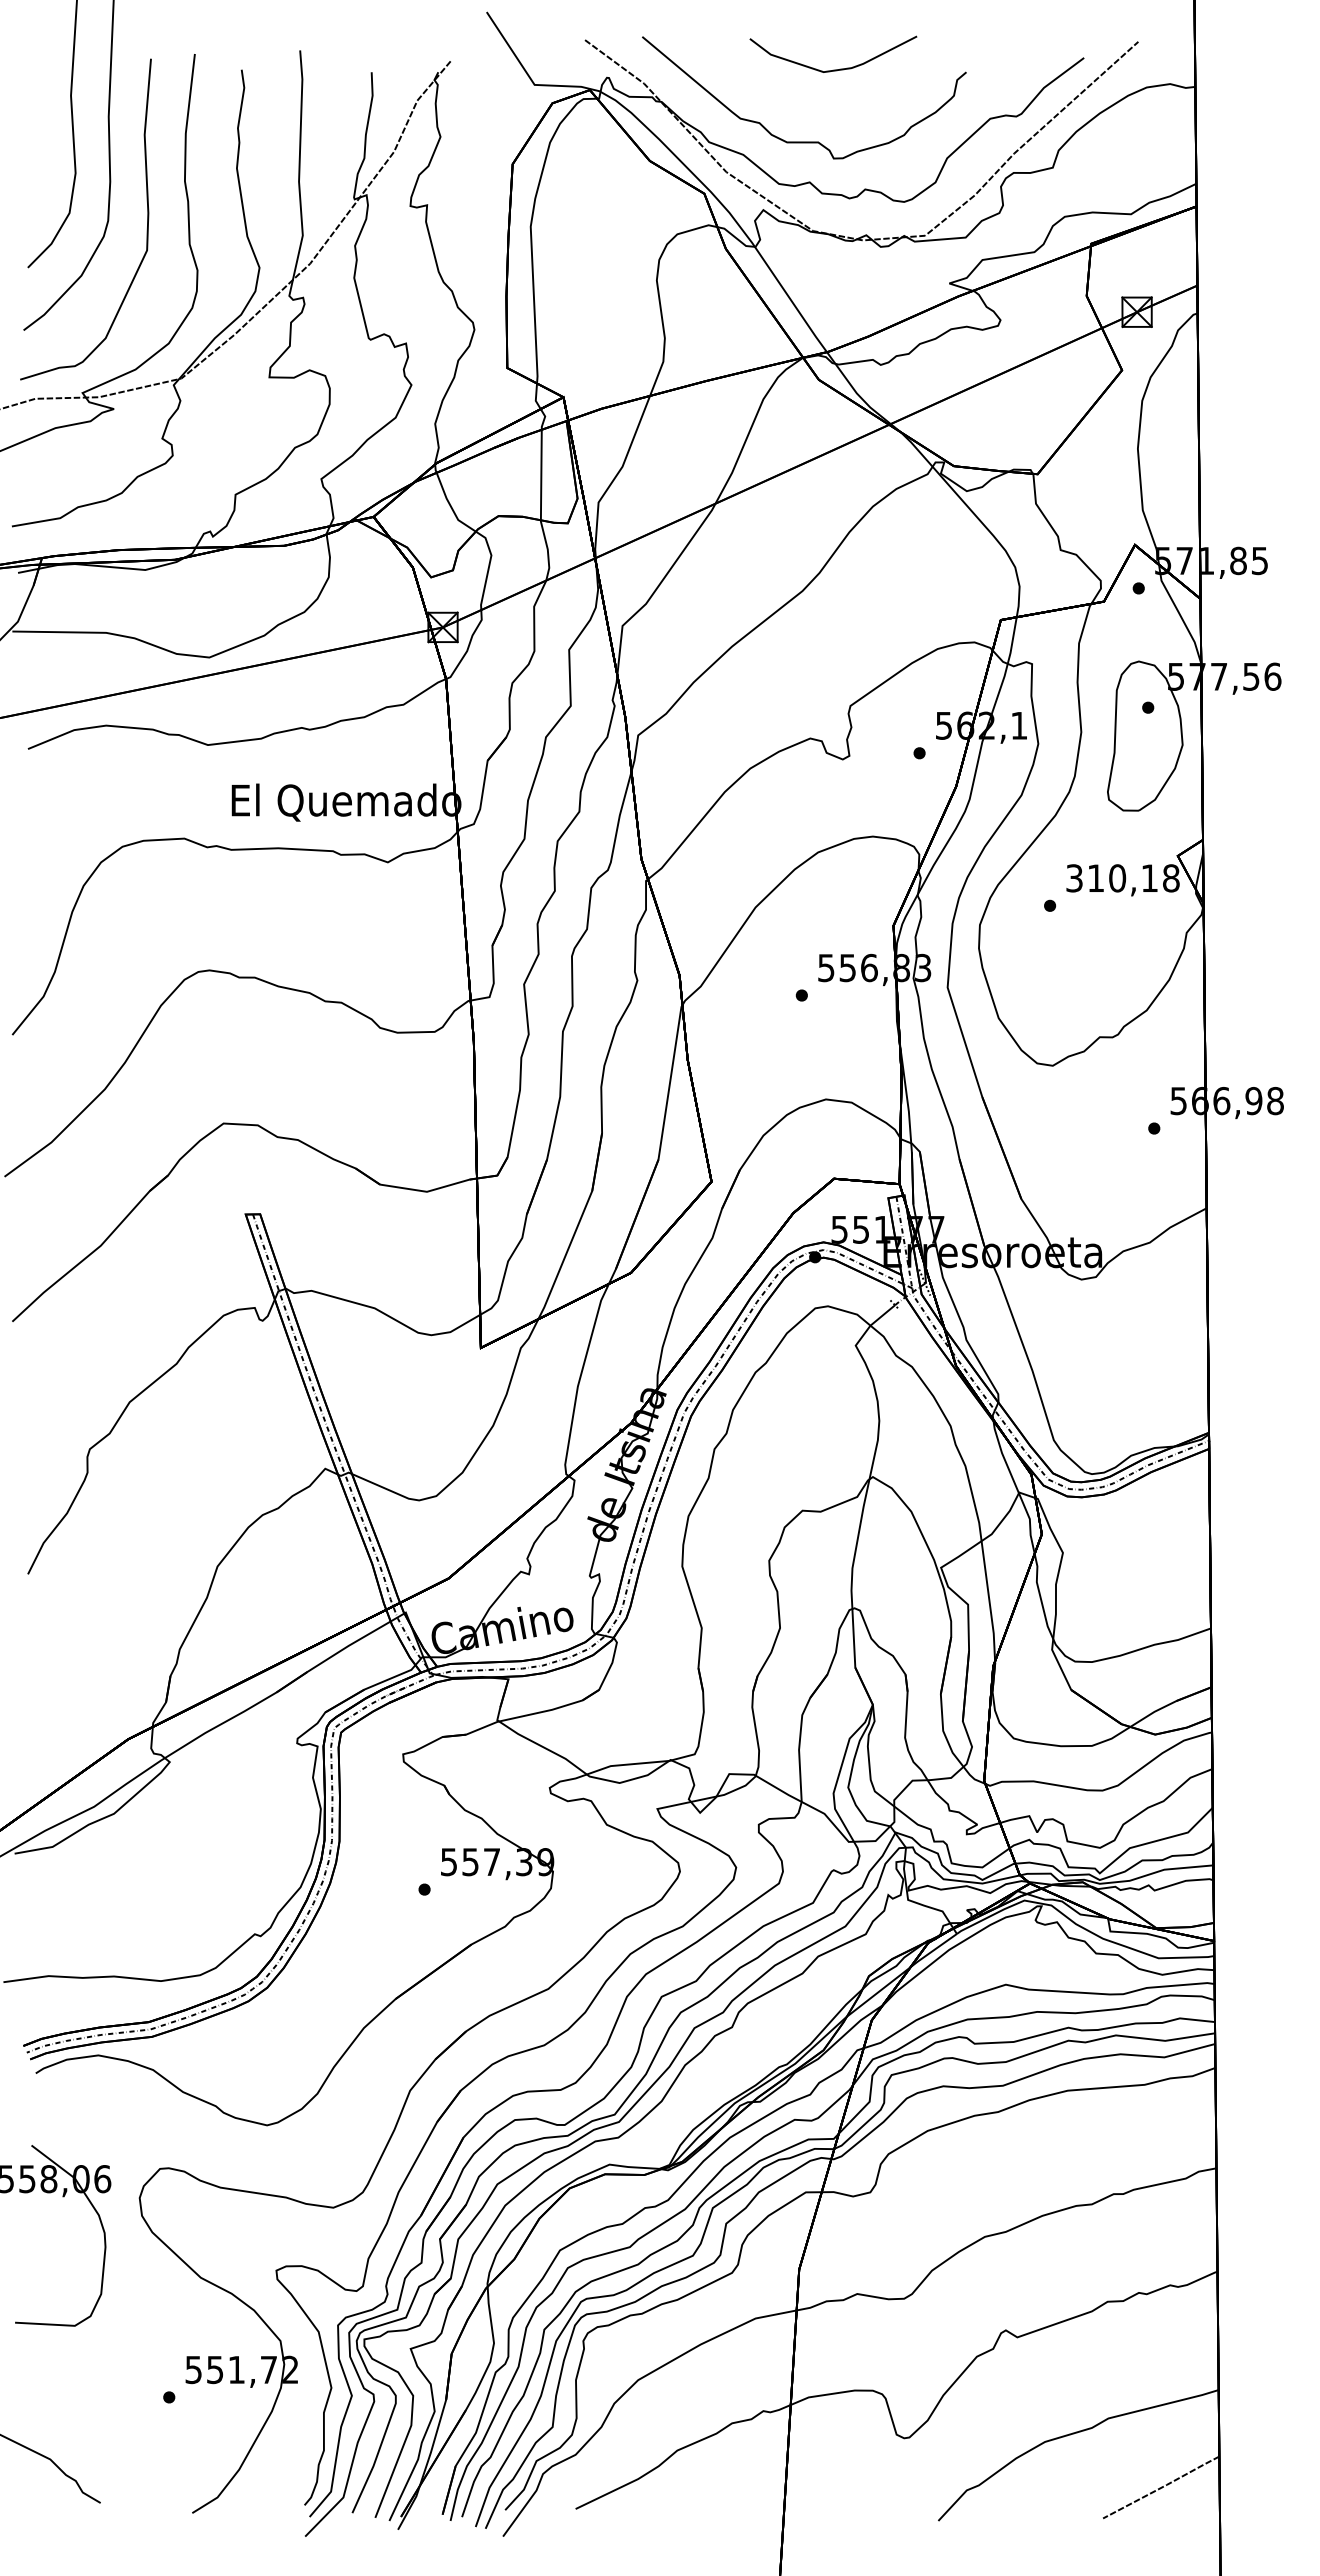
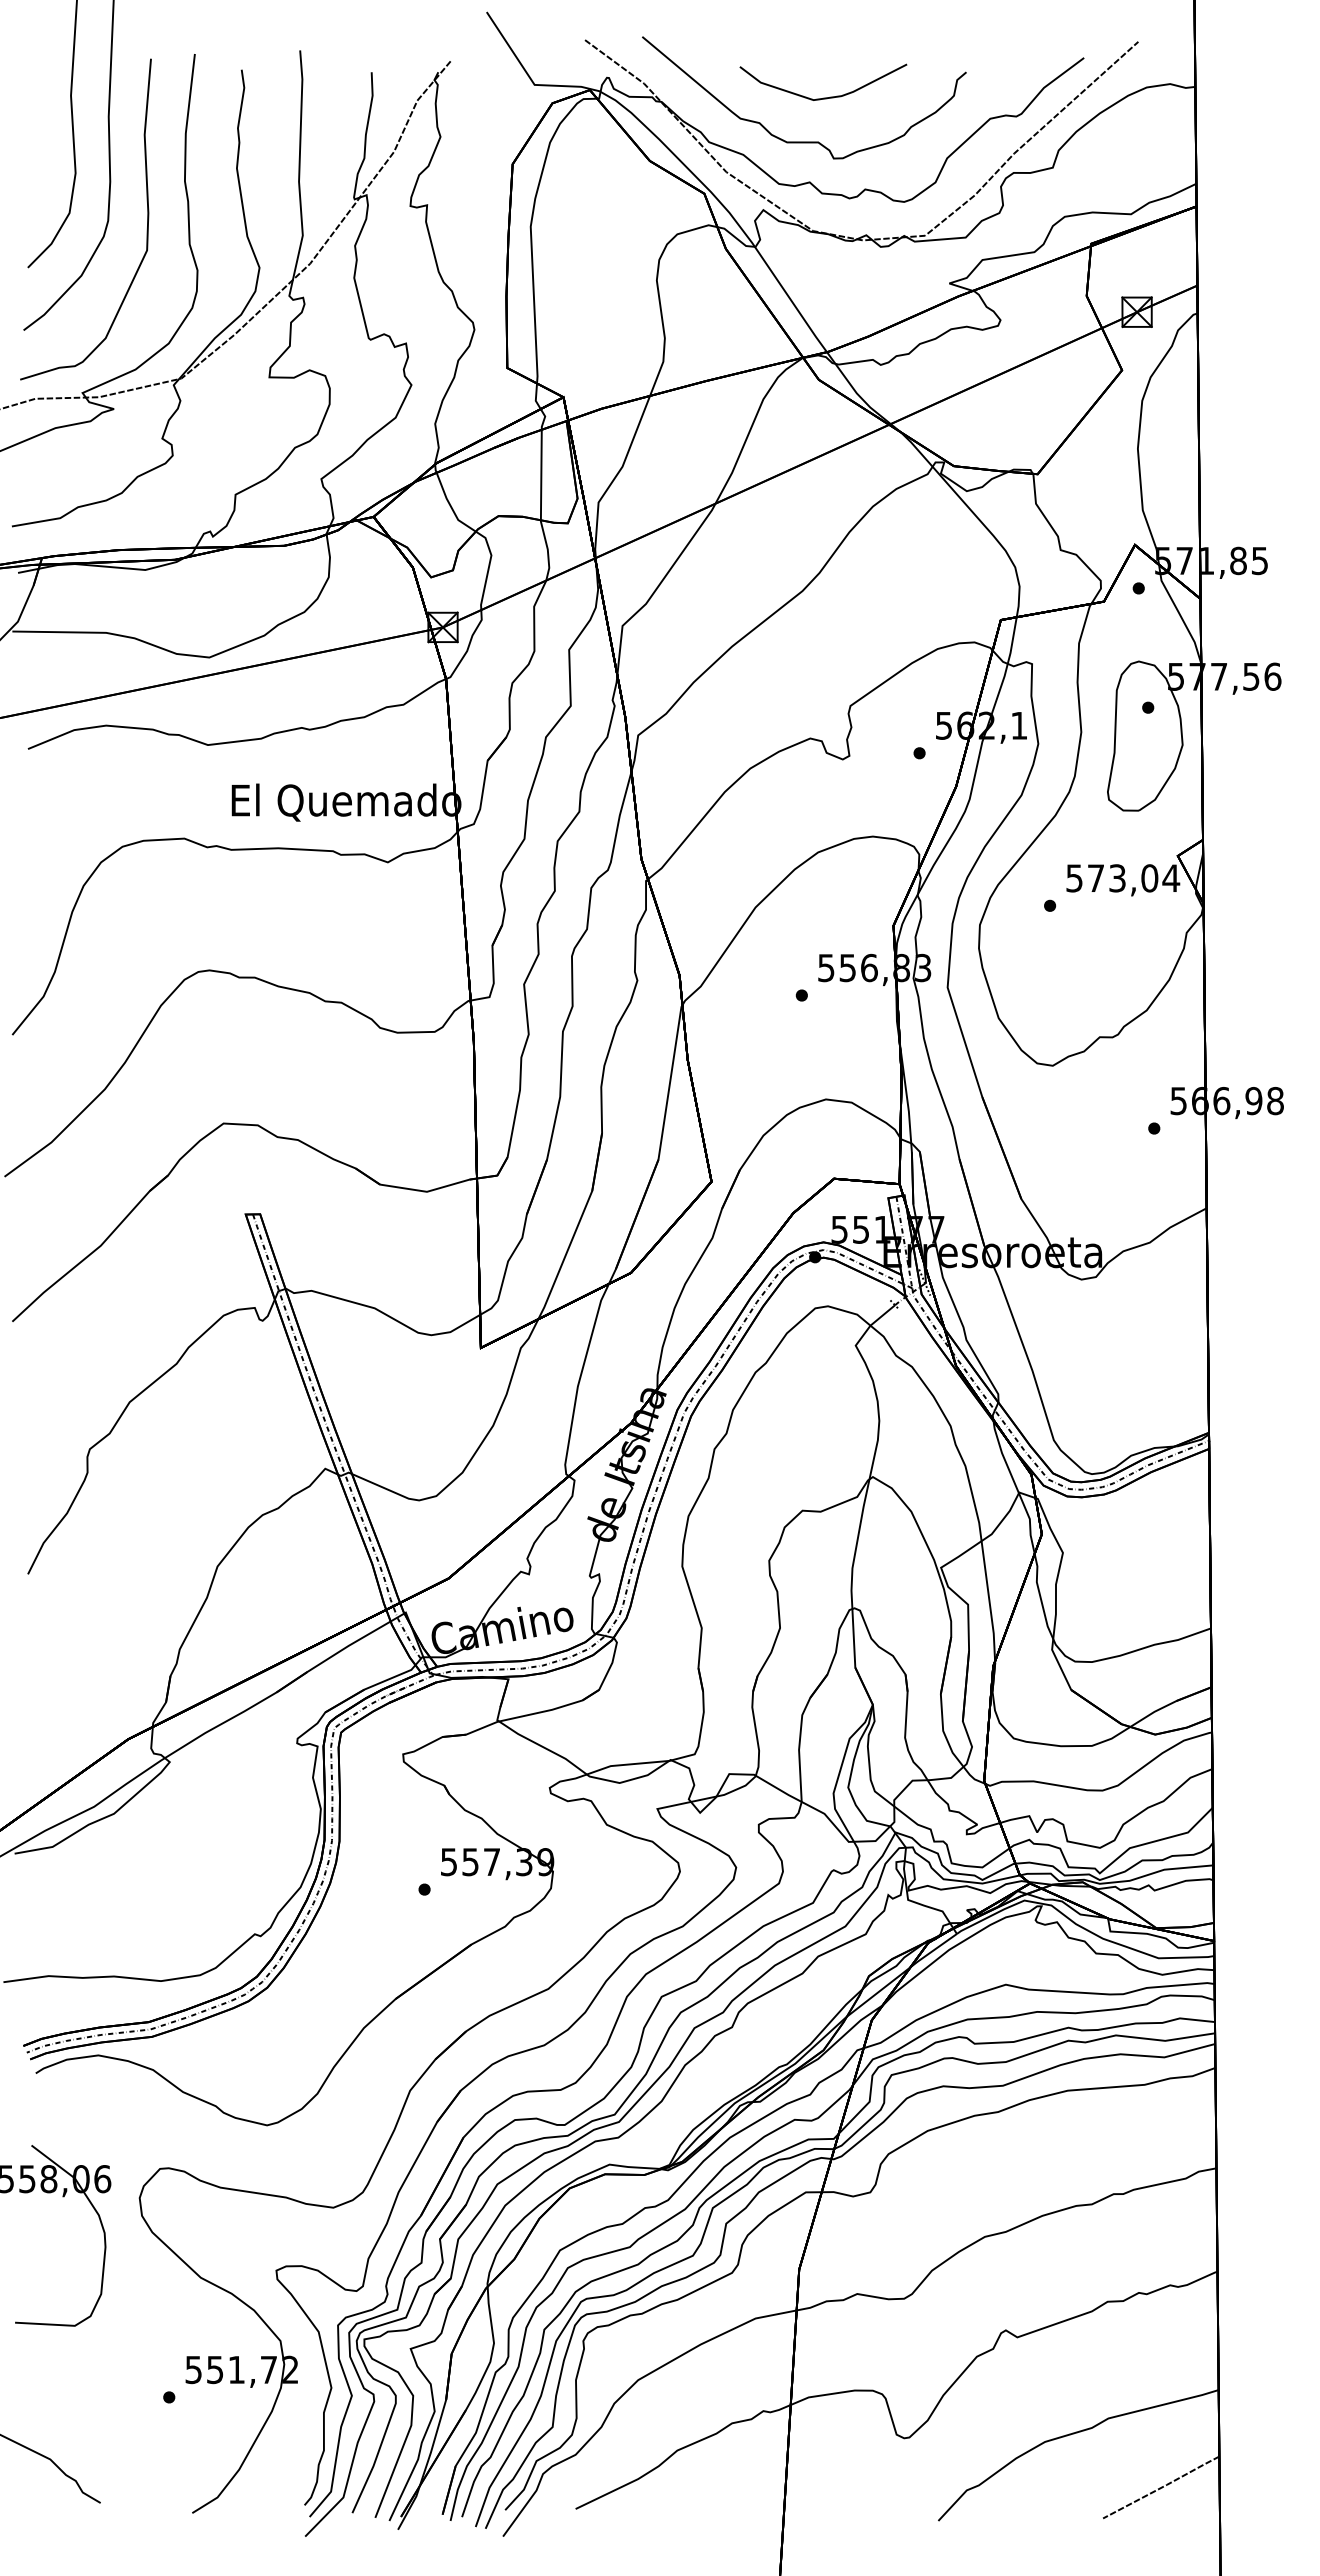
curve position: (833, 69) -> (823, 97) (823, 97)
text: 310,18 -> 573,04 (1123, 878)
